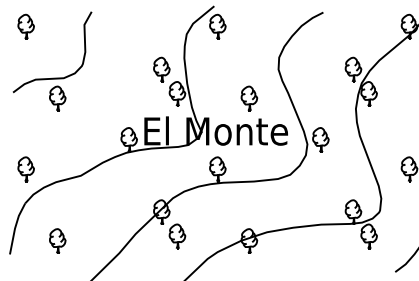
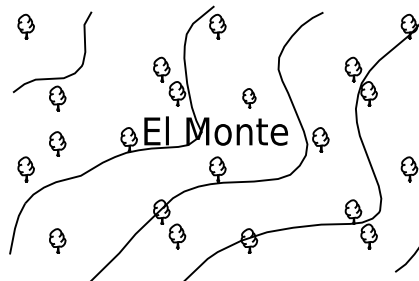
part size: 19x27 px -> 15x21 px (249, 98)
part: none -> present (57, 143)
